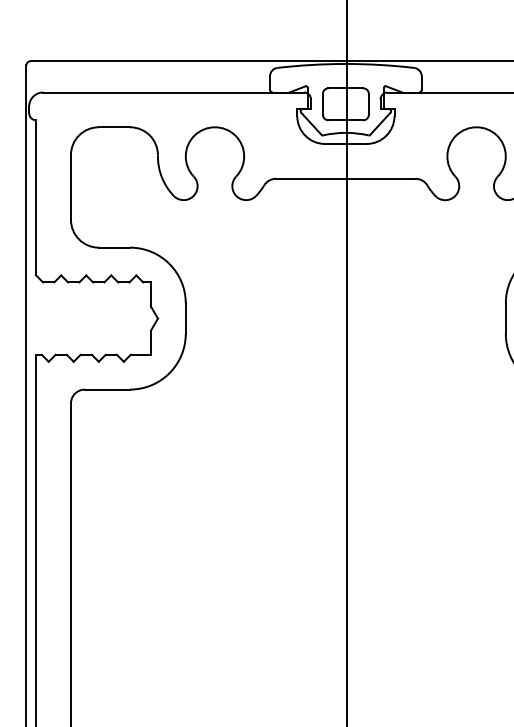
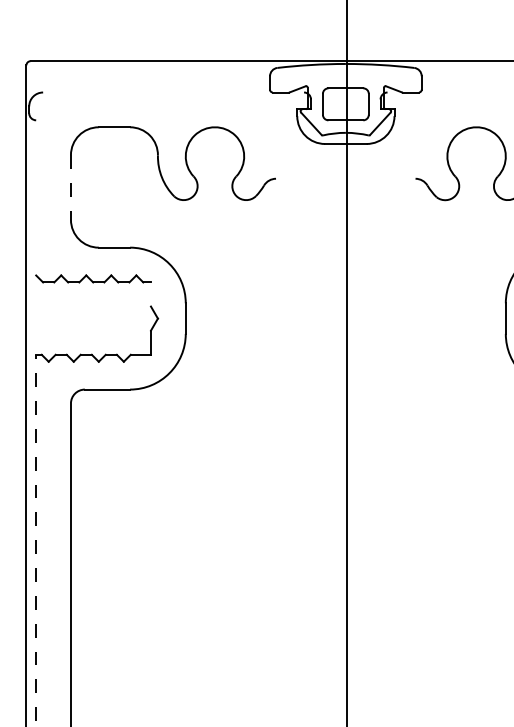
line: present -> none (173, 92)
line: present -> none (448, 92)
line: present -> none (345, 178)
line: solid -> dashed (70, 187)
line: present -> none (36, 197)
line: present -> none (150, 294)
line: solid -> dashed (36, 540)
